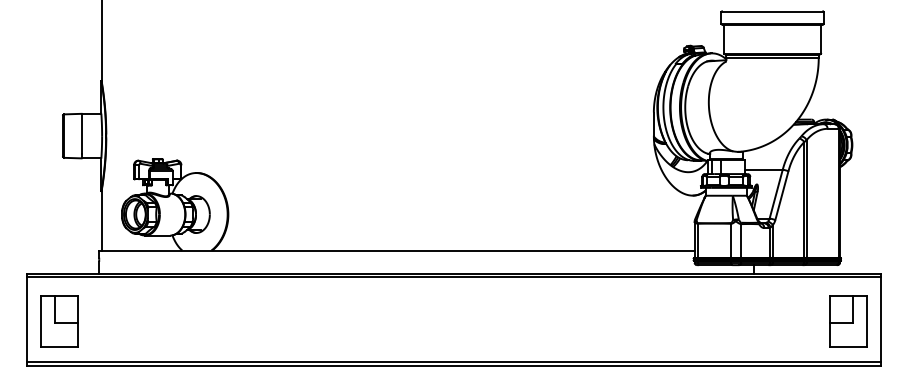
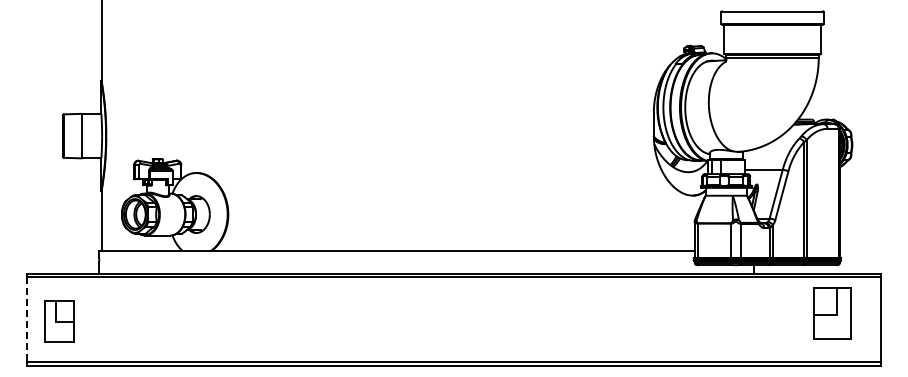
line: solid -> dashed (27, 320)
part size: 39x53 px -> 31x43 px (59, 321)
part position: (848, 321) -> (832, 313) (832, 313)
